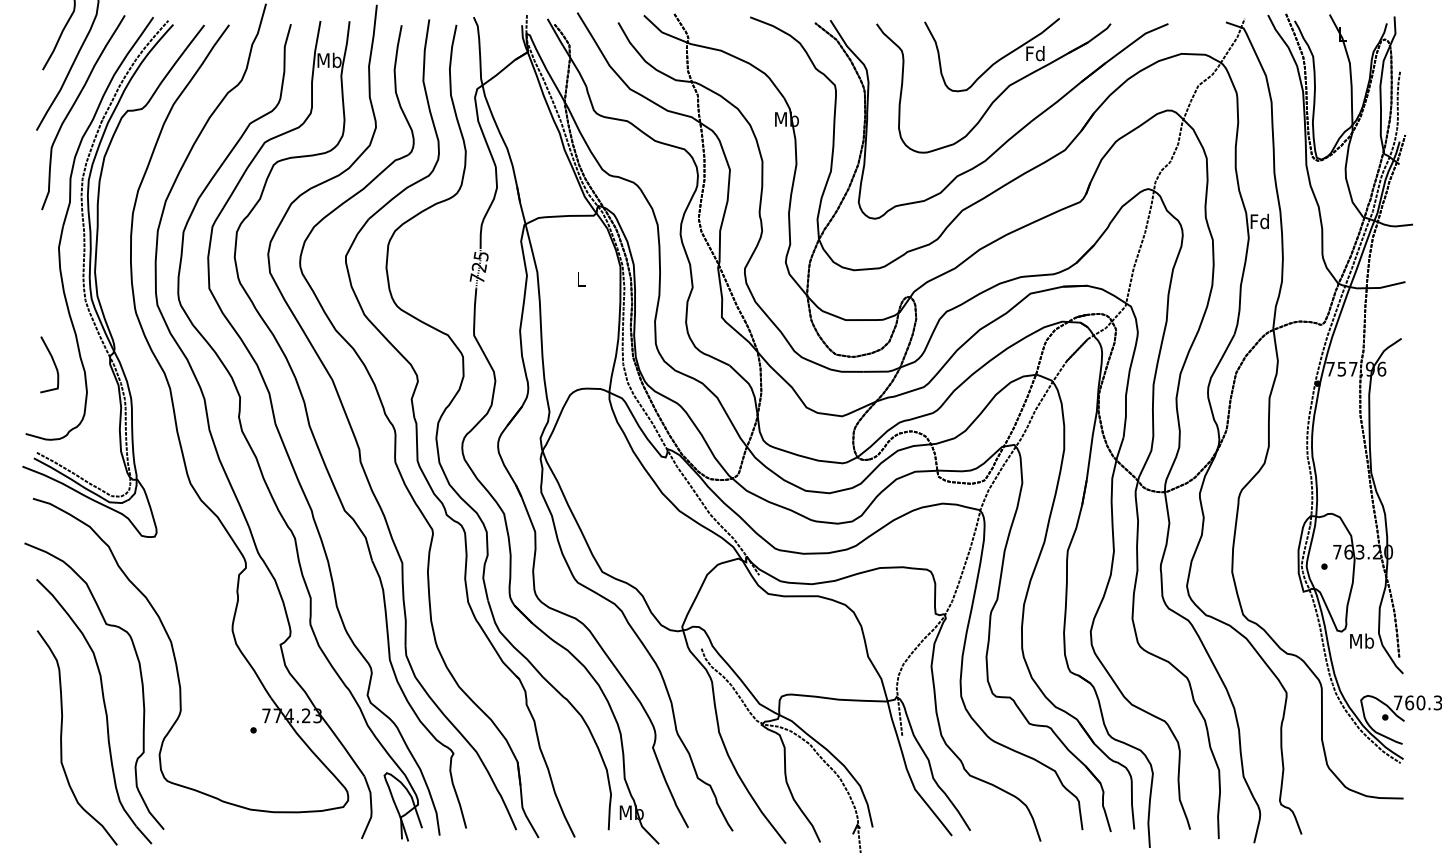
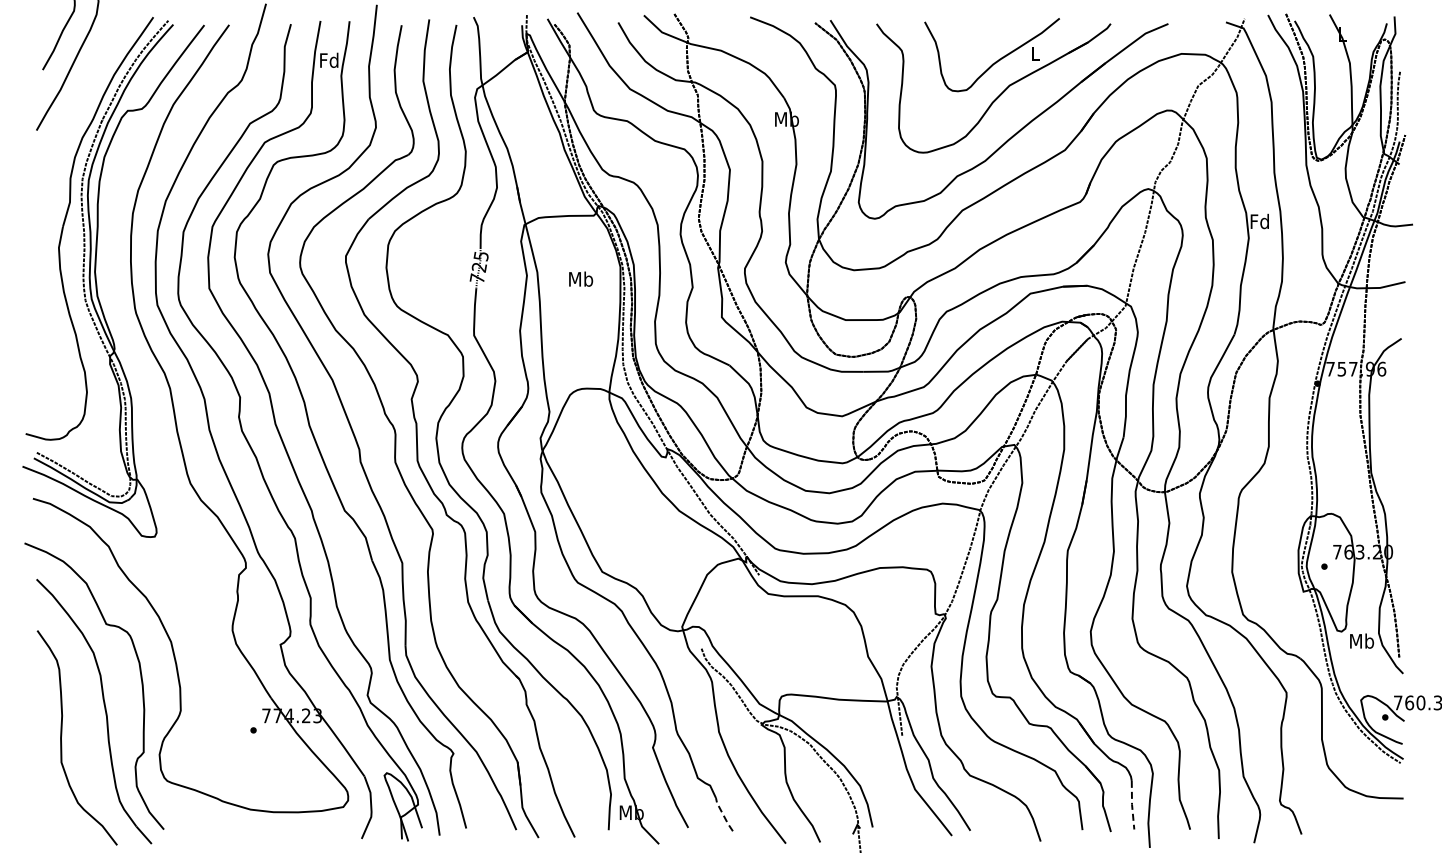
text: Fd -> L (1035, 53)
text: Mb -> Fd (329, 59)
curve: present -> none (73, 107)
text: L -> Mb (581, 278)
curve: present -> none (53, 363)
line: solid -> dashed (1132, 805)
line: solid -> dashed (723, 815)
